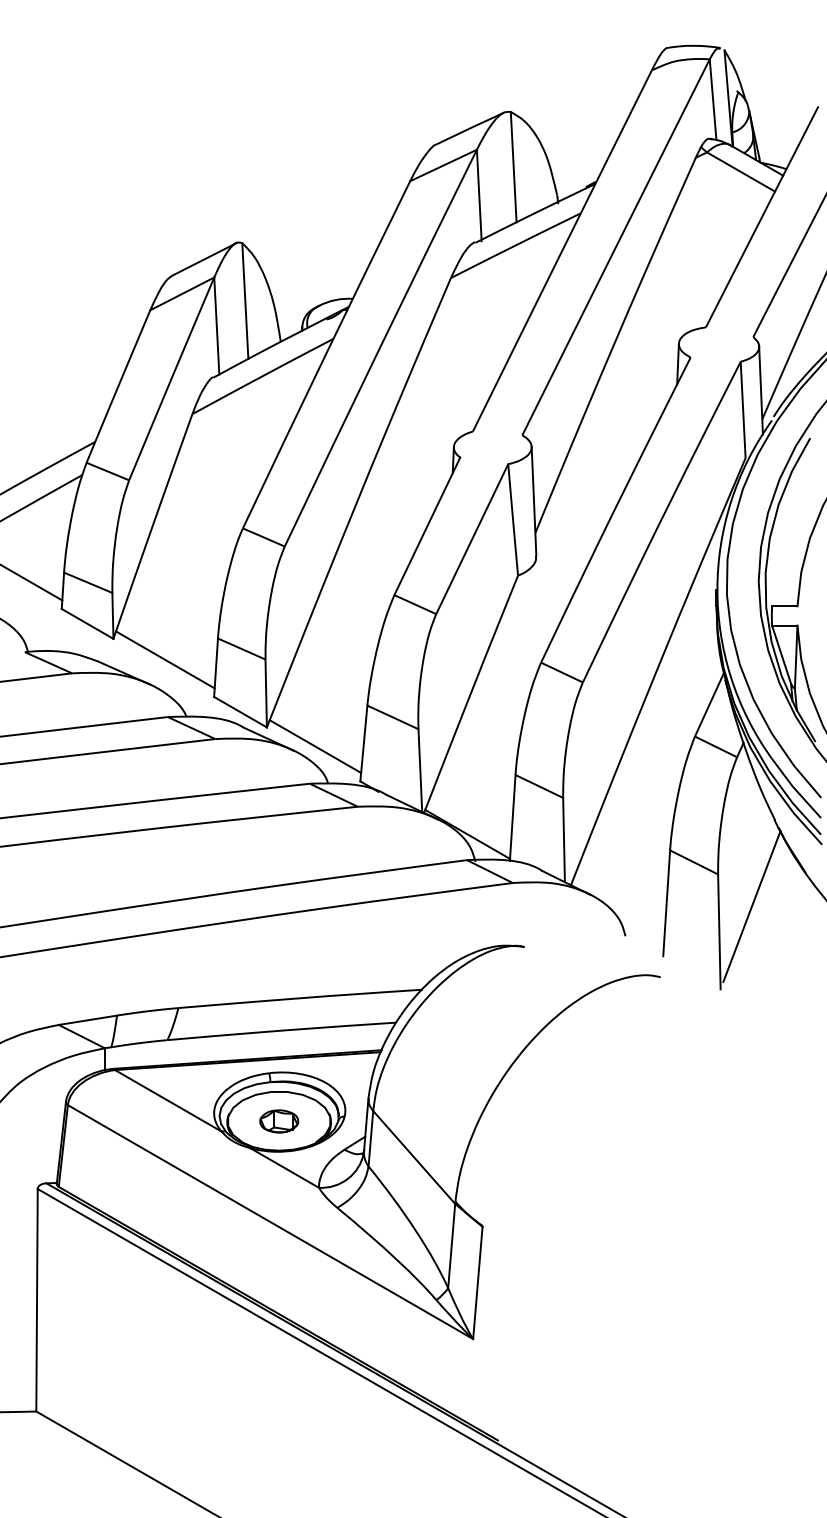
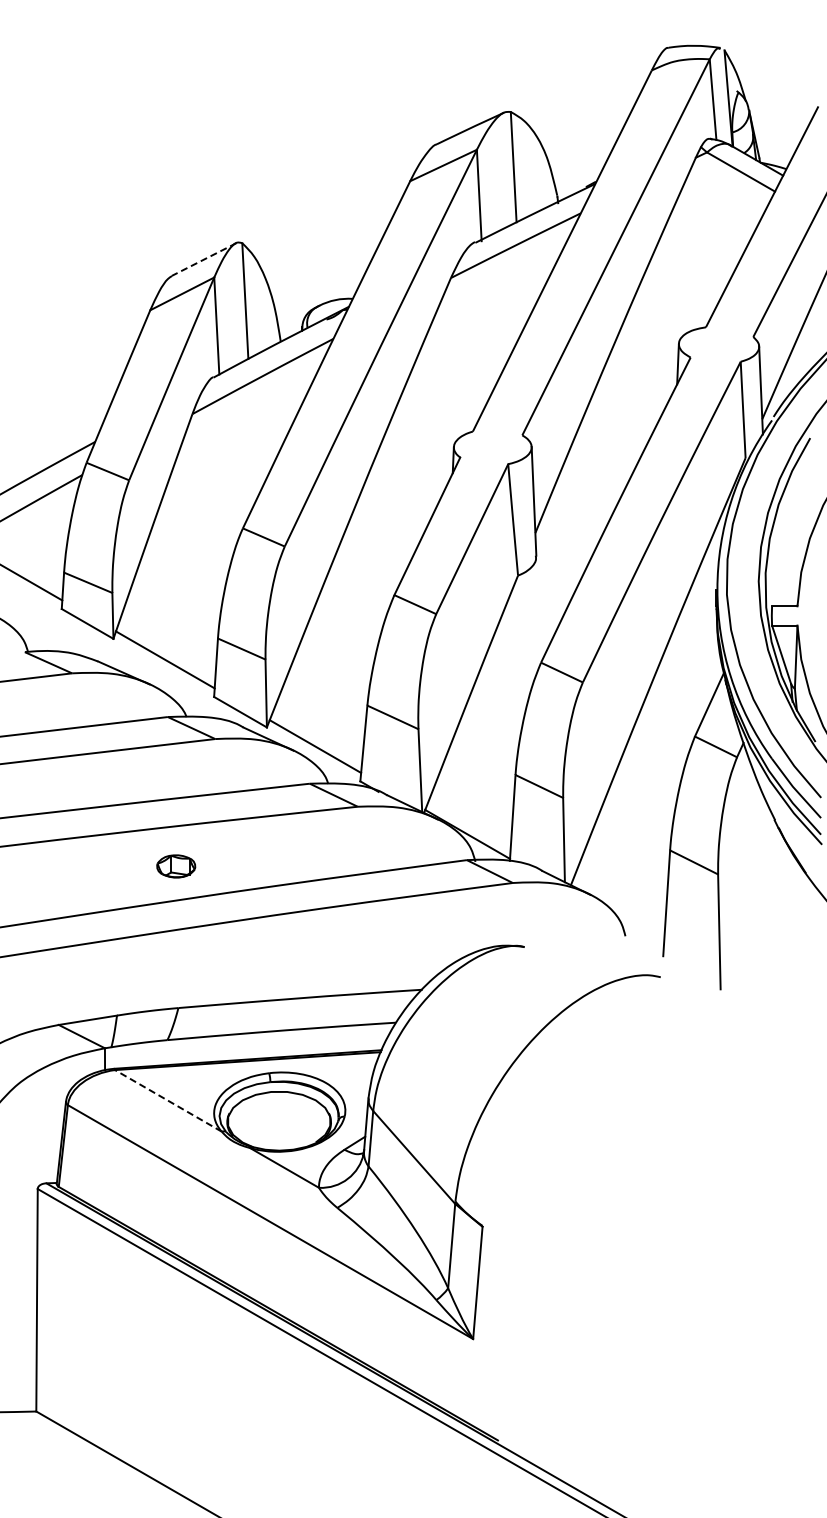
line: solid -> dashed (203, 259)
line: present -> none (751, 906)
line: solid -> dashed (168, 1100)
part position: (279, 1121) -> (176, 866) (176, 866)
